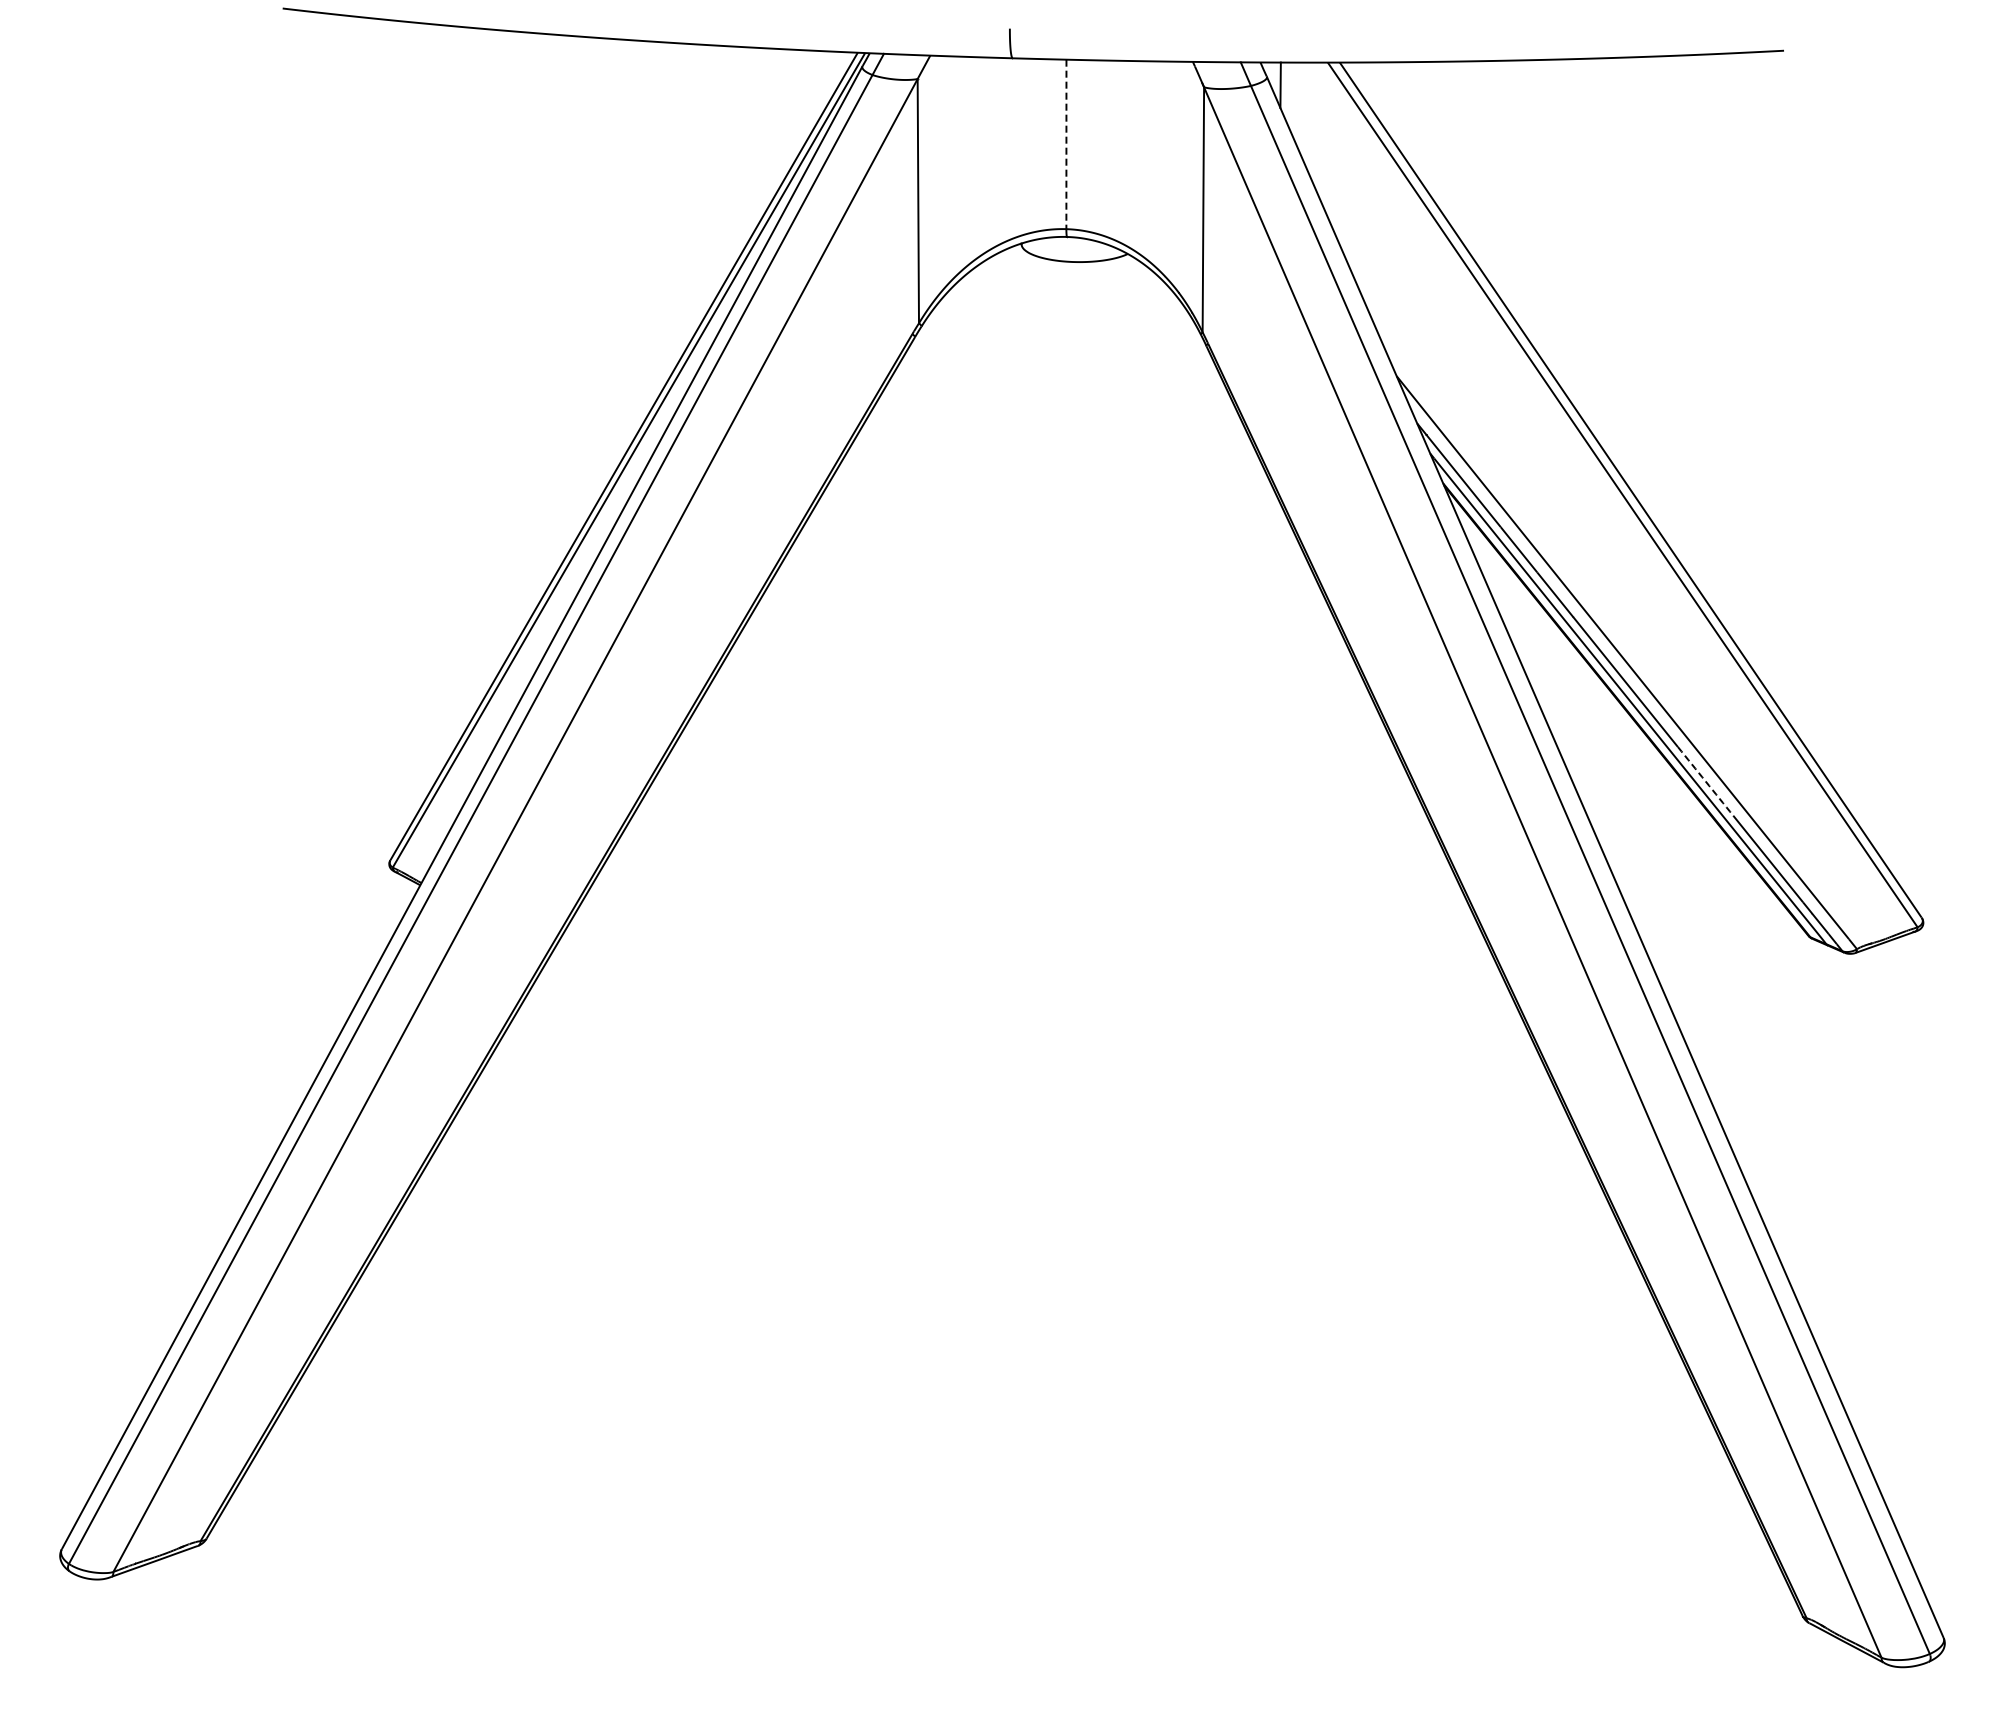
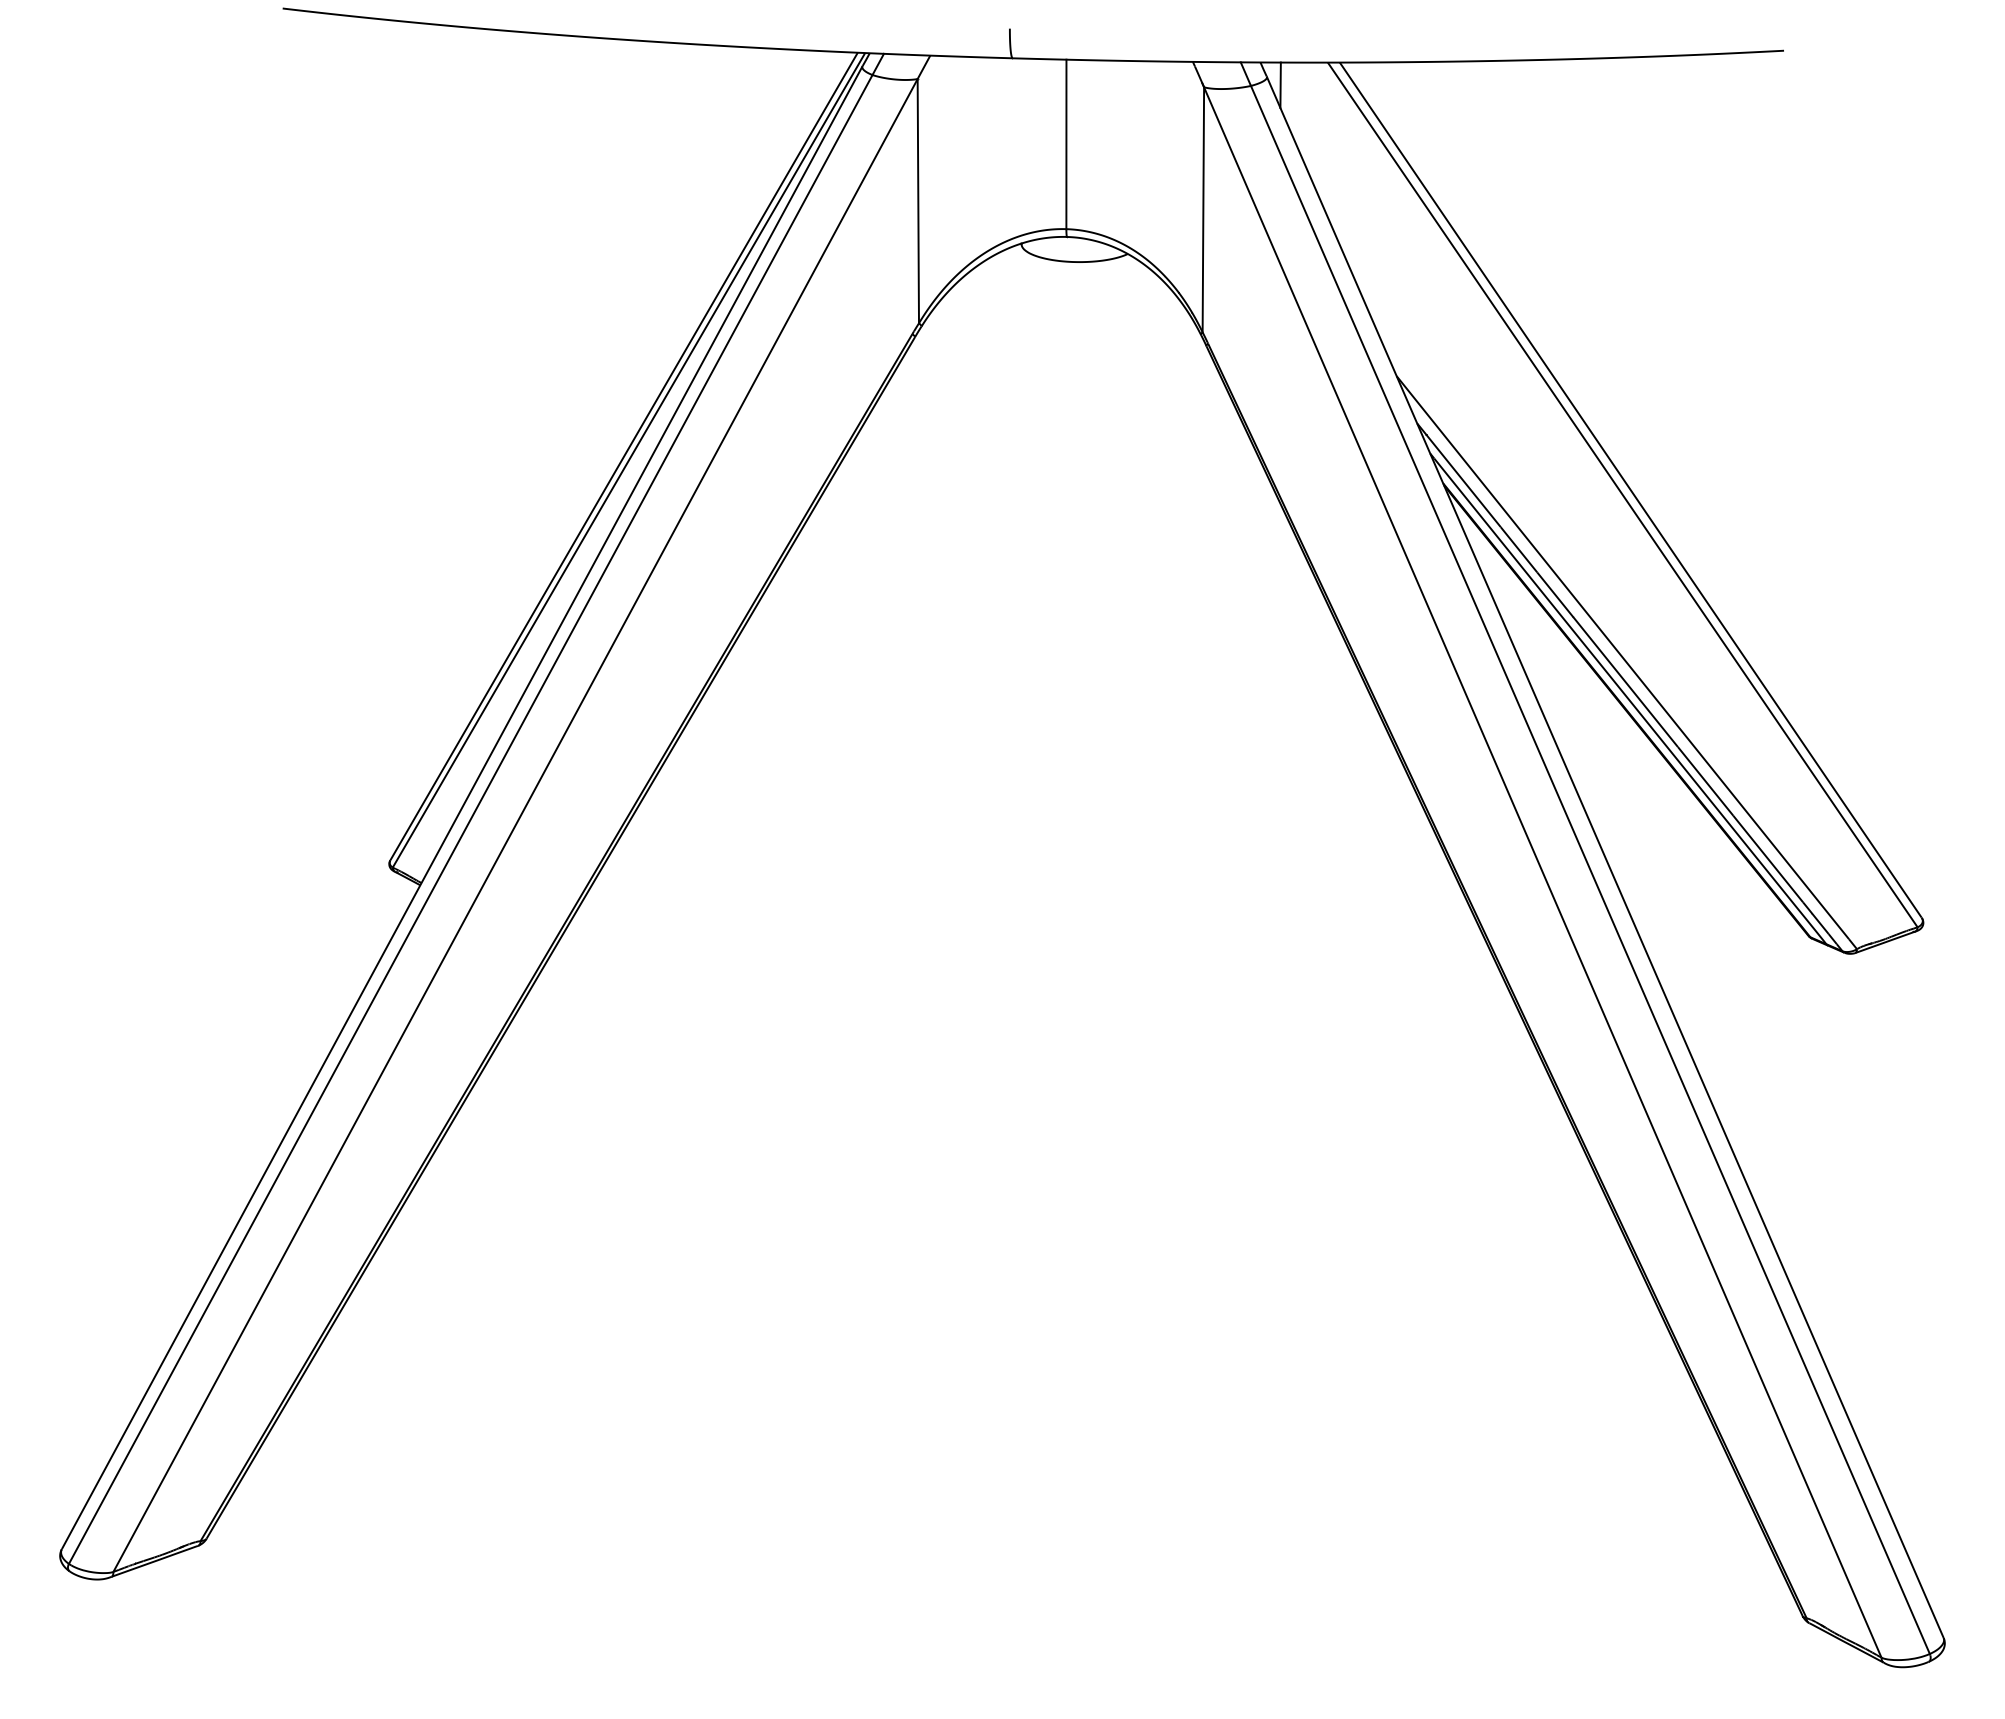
line: dashed -> solid (1066, 144)
arc: dashed -> solid (1705, 781)
